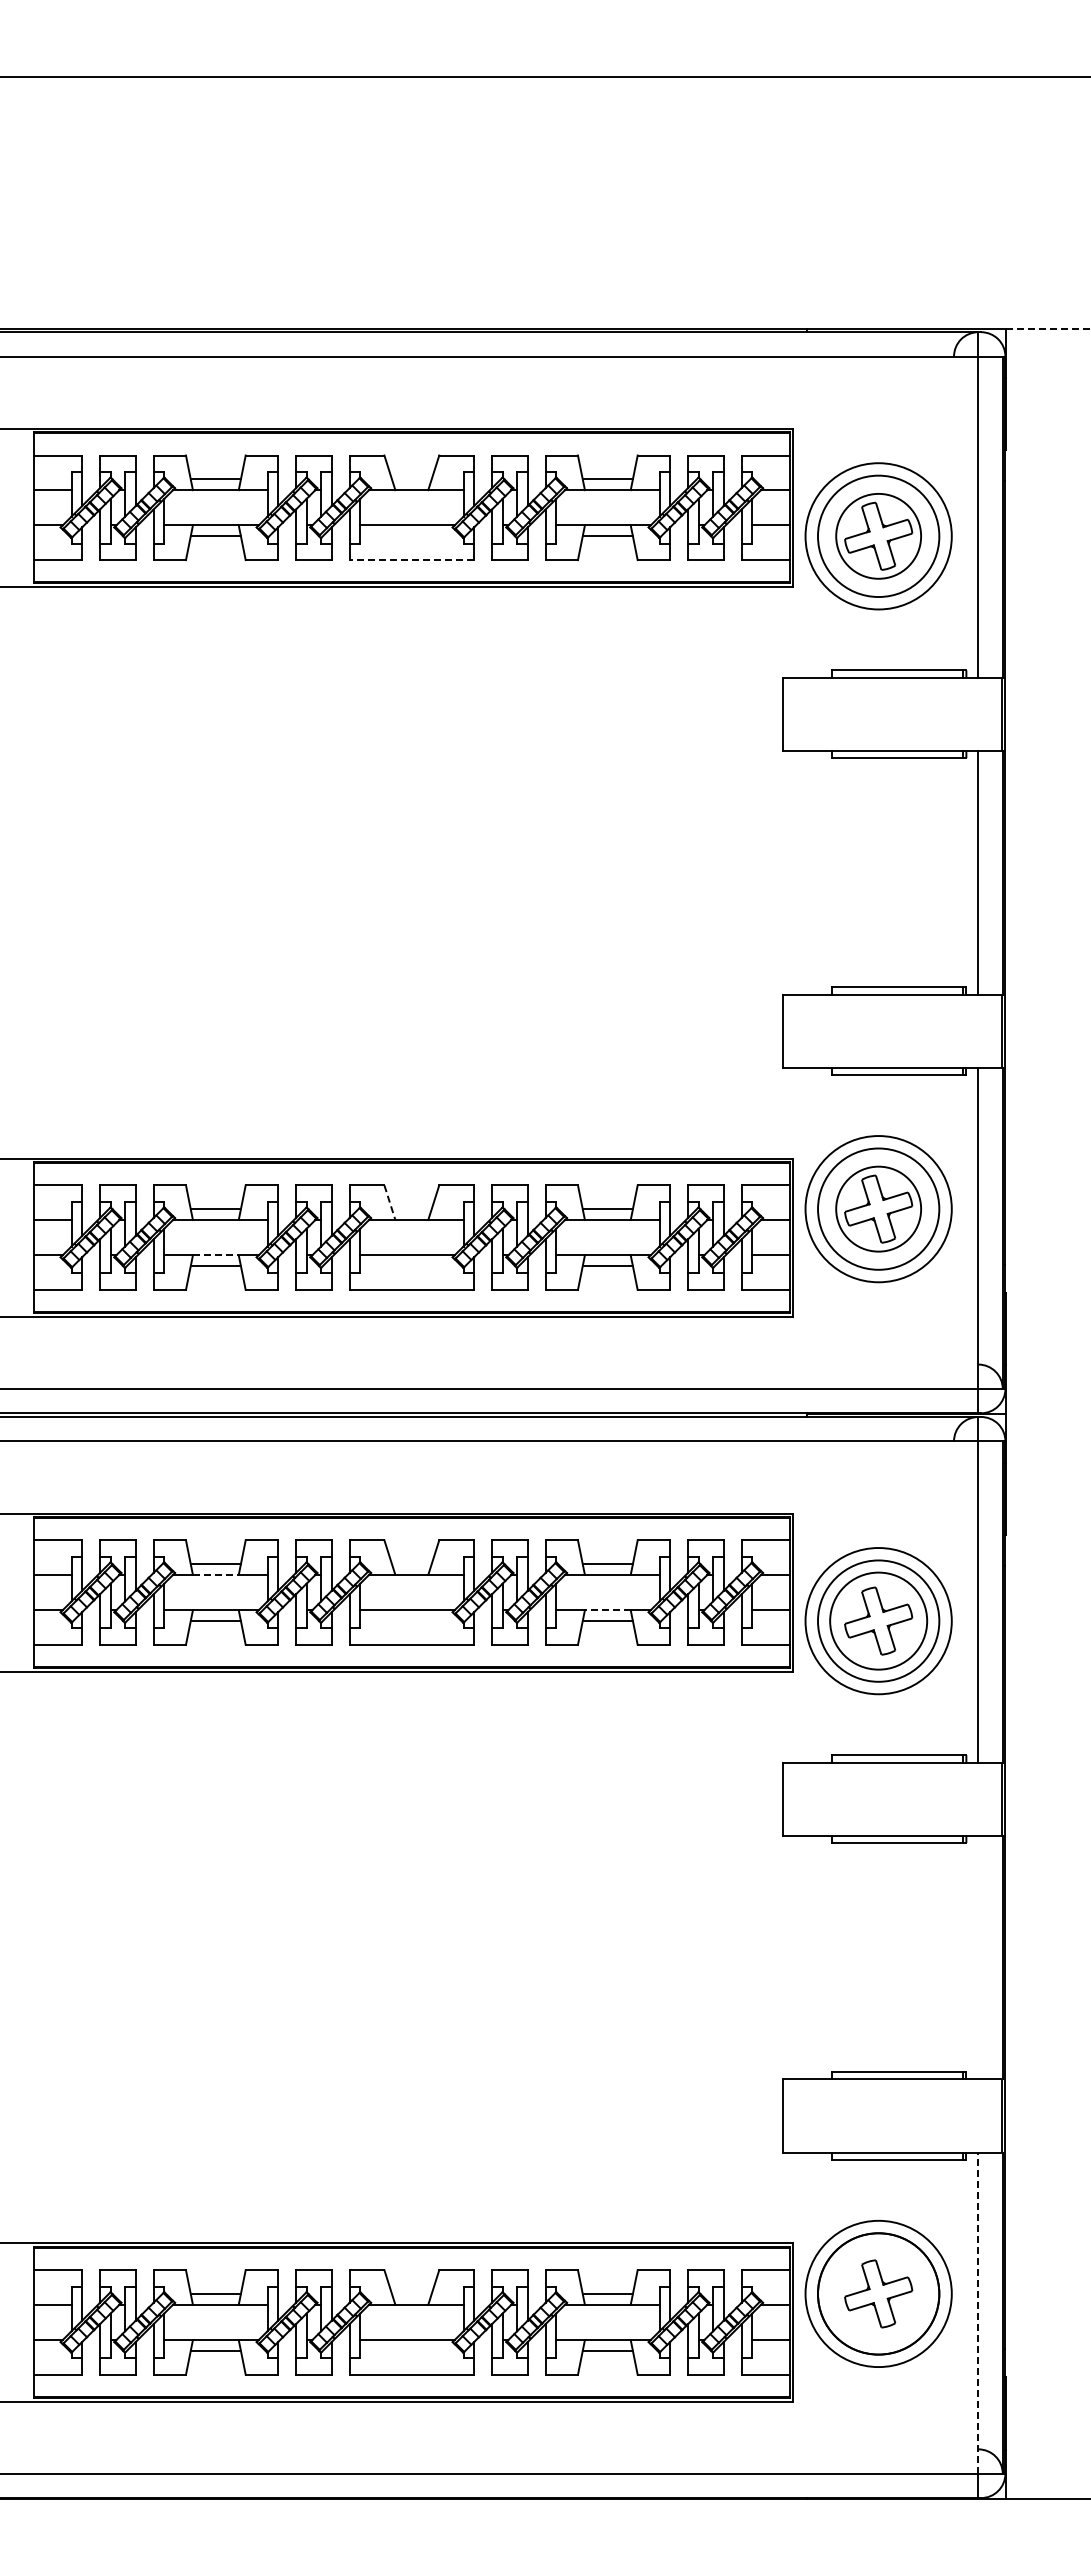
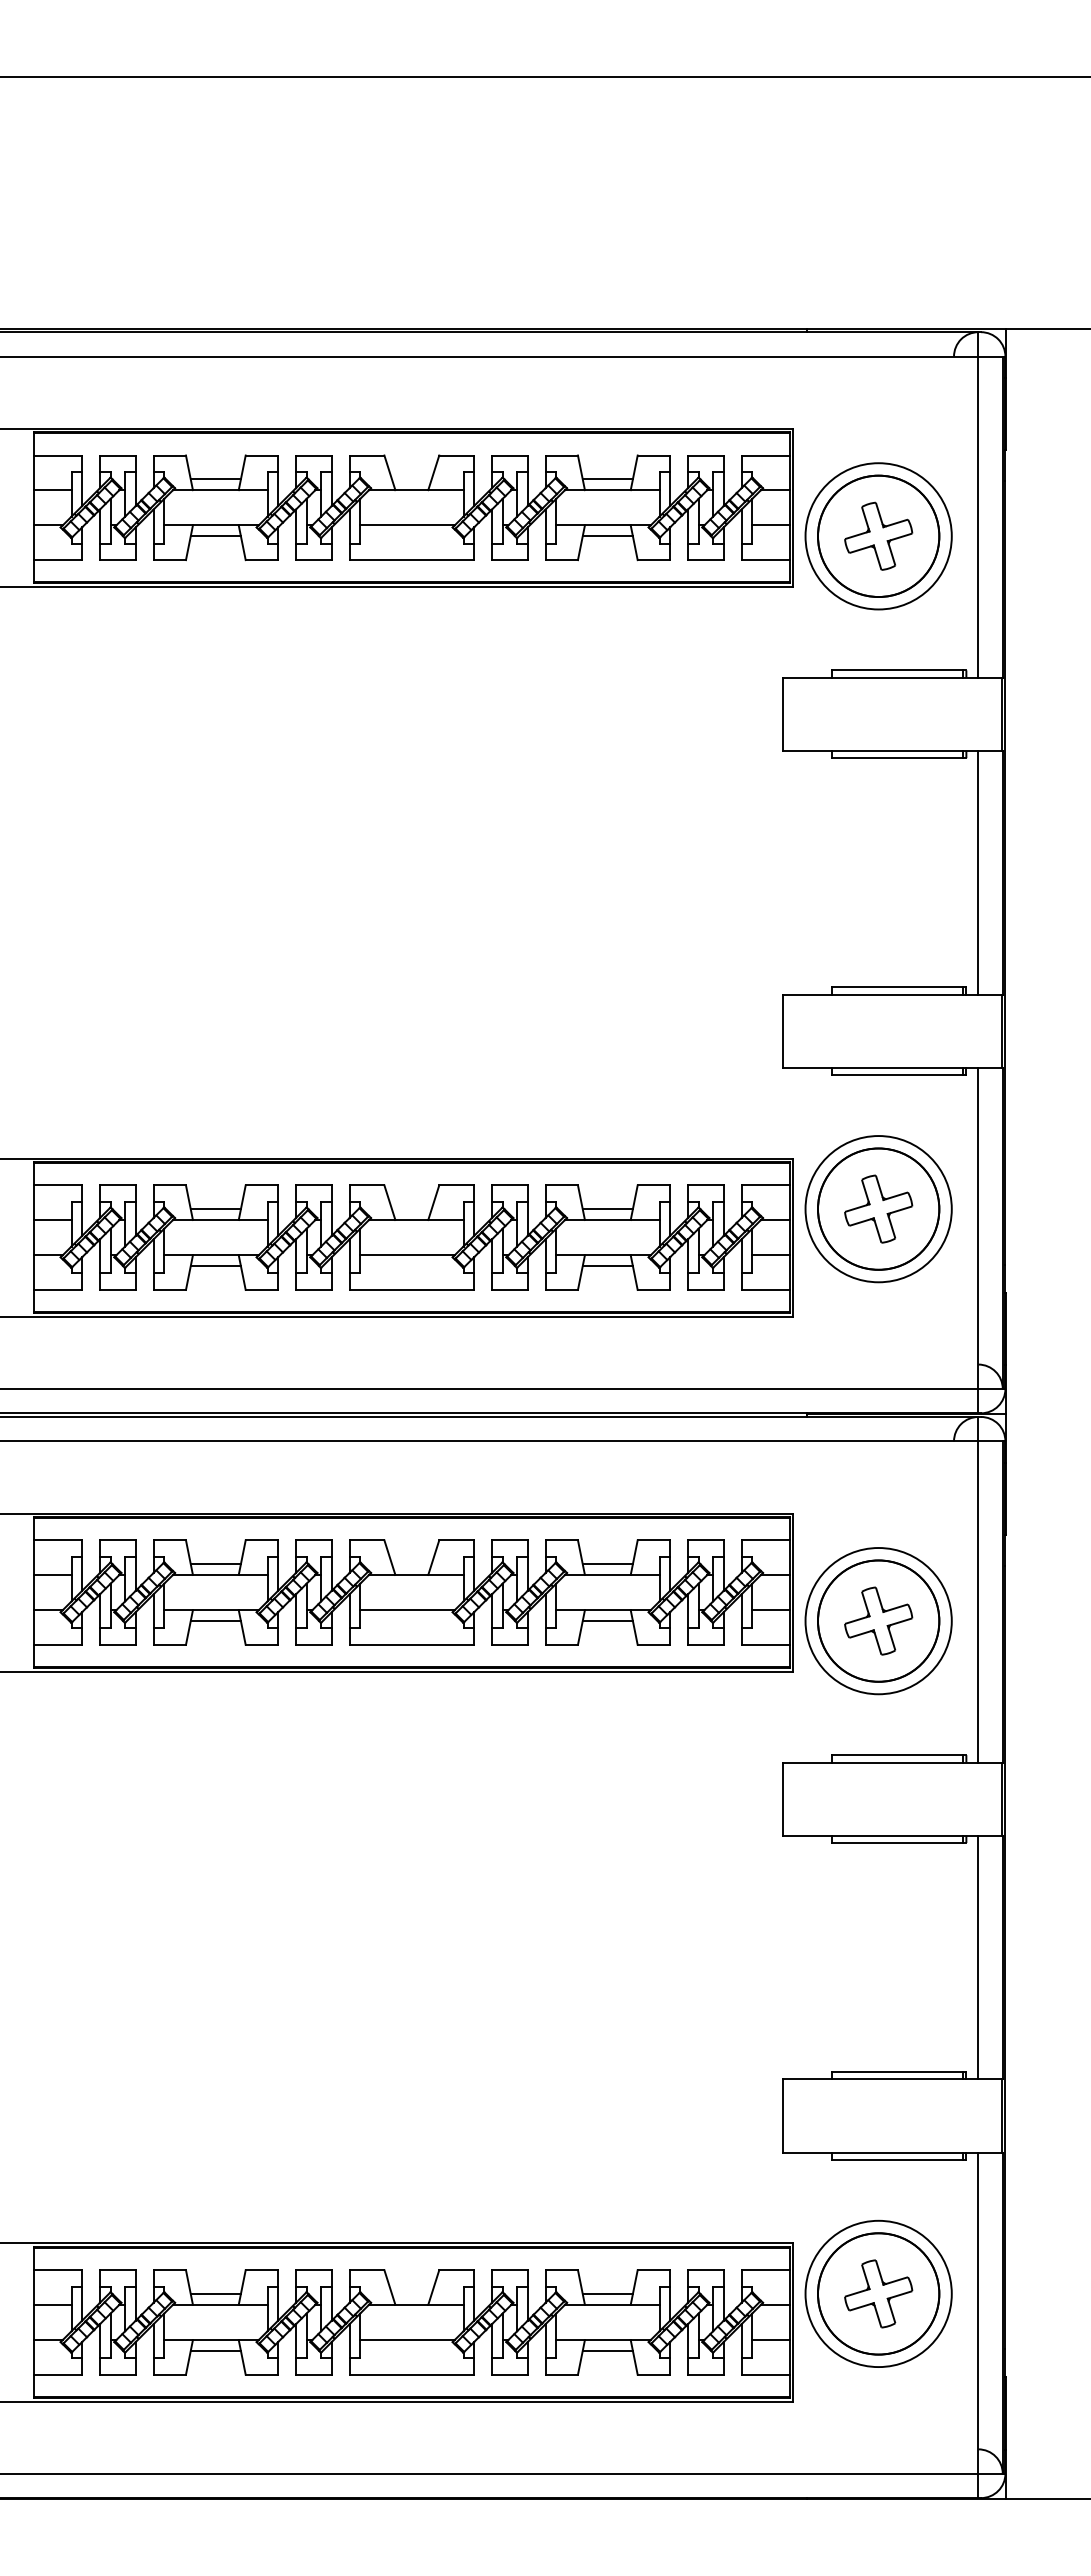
line: dashed -> solid (1048, 329)
circle diameter: 85 px -> 121 px (878, 536)
line: dashed -> solid (411, 560)
line: dashed -> solid (390, 1203)
circle diameter: 85 px -> 121 px (878, 1208)
line: dashed -> solid (215, 1255)
line: dashed -> solid (215, 1574)
line: dashed -> solid (607, 1610)
circle diameter: 97 px -> 121 px (878, 1620)
line: none -> present (978, 1957)
line: dashed -> solid (978, 2313)
